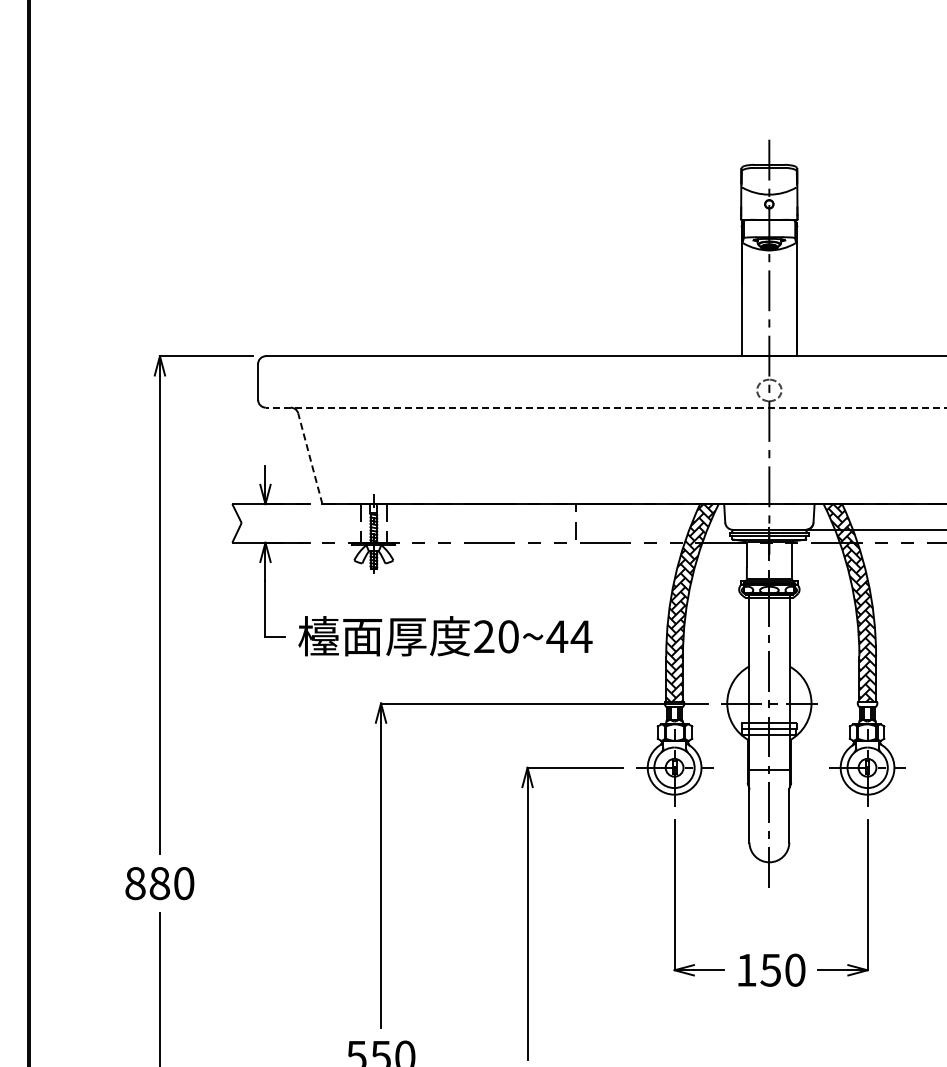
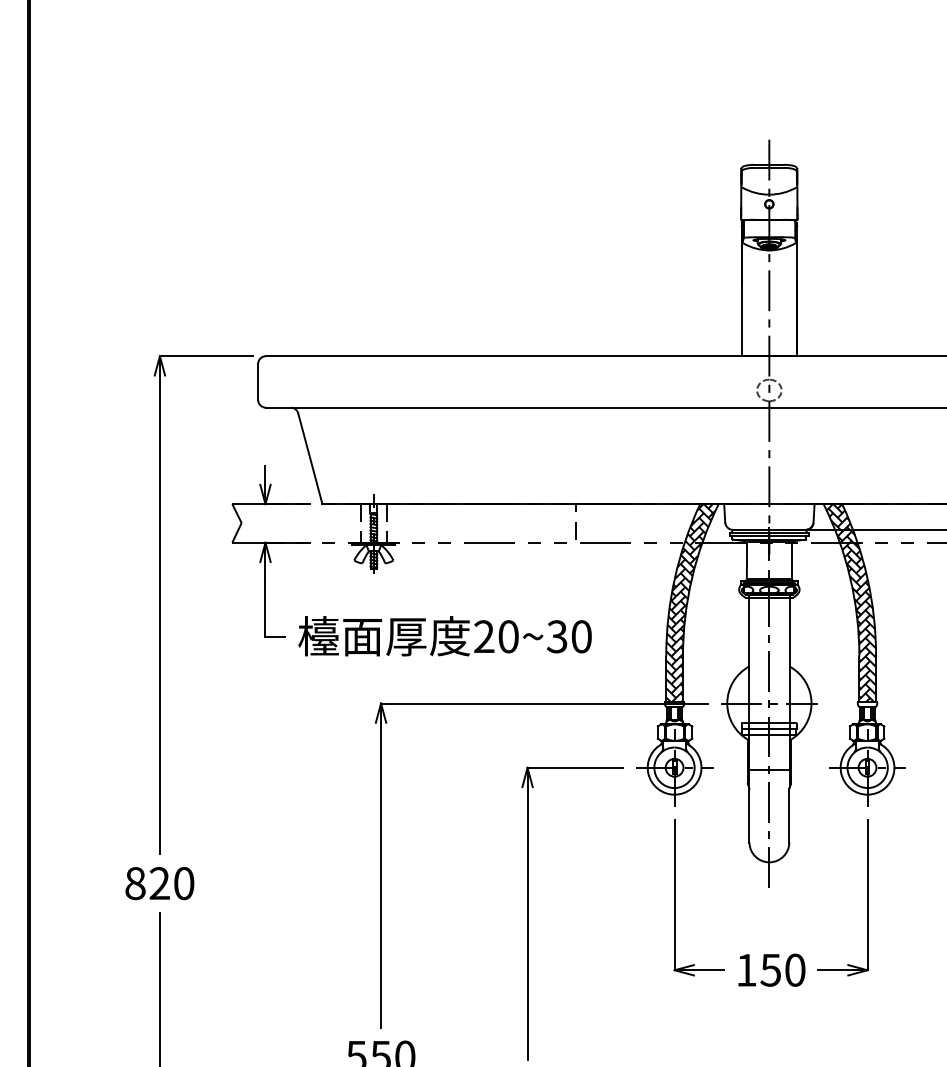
line: dashed -> solid (605, 407)
line: dashed -> solid (310, 458)
text: 20~44 -> 20~30 (569, 636)
text: 880 -> 820 (159, 883)
